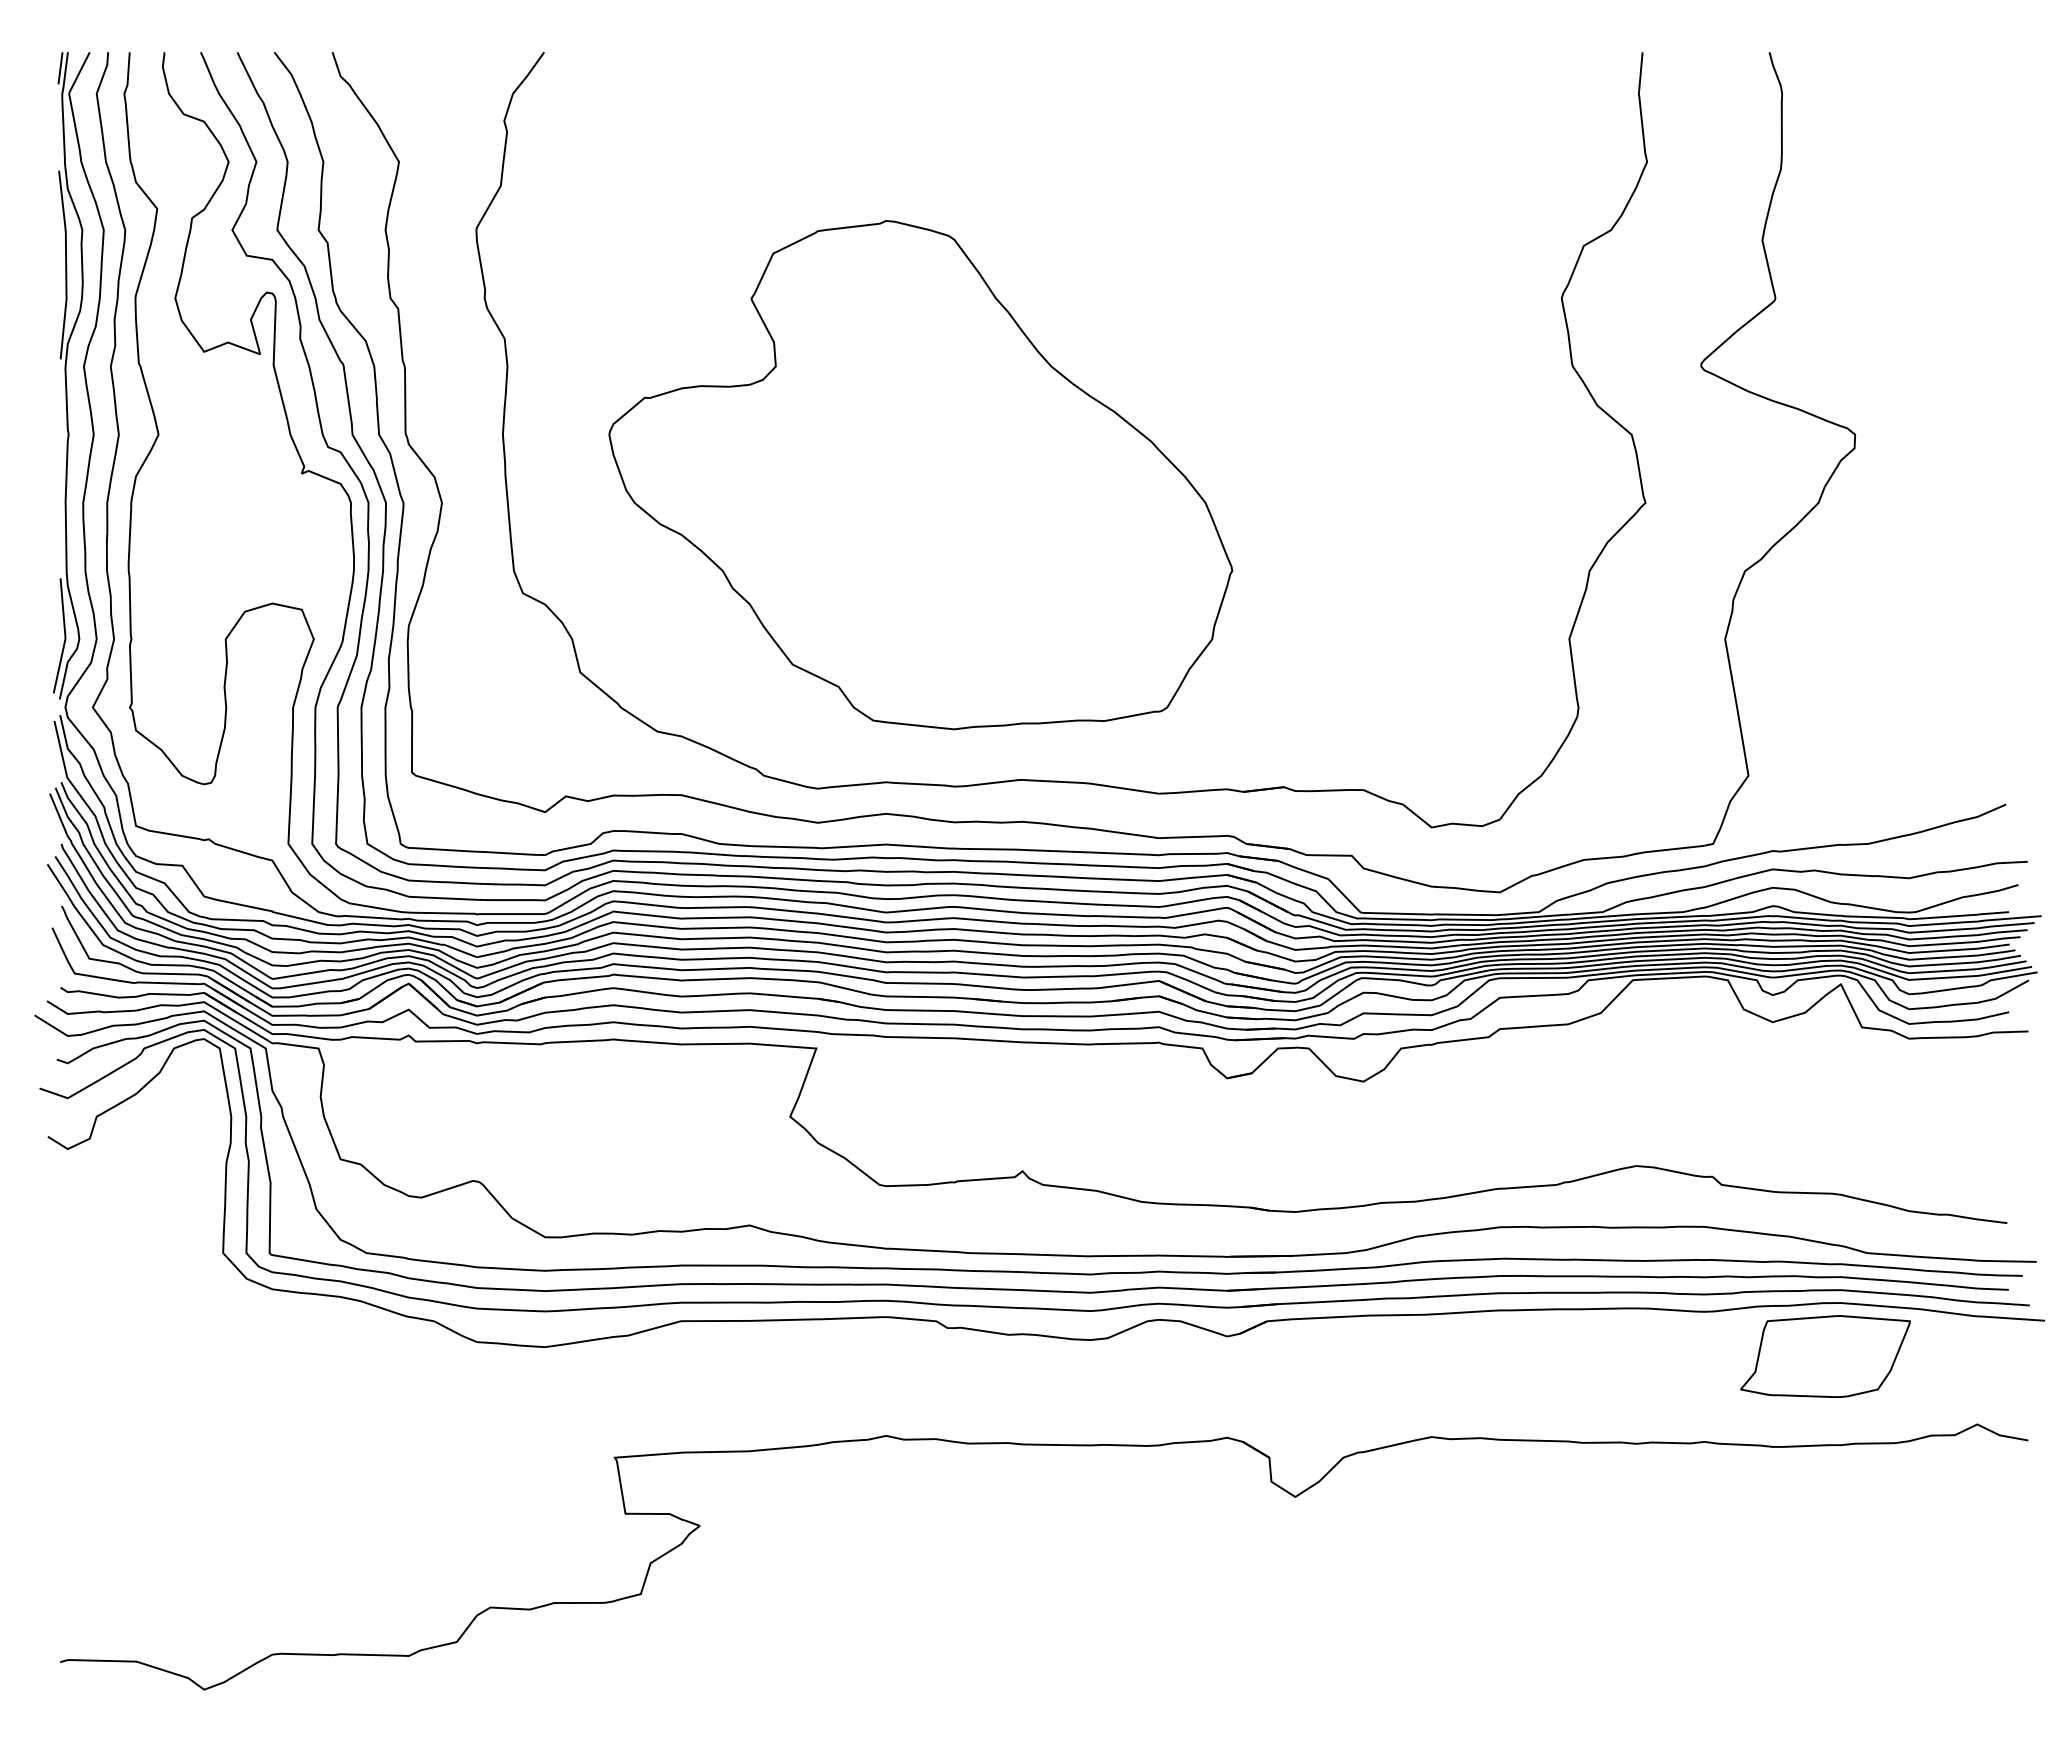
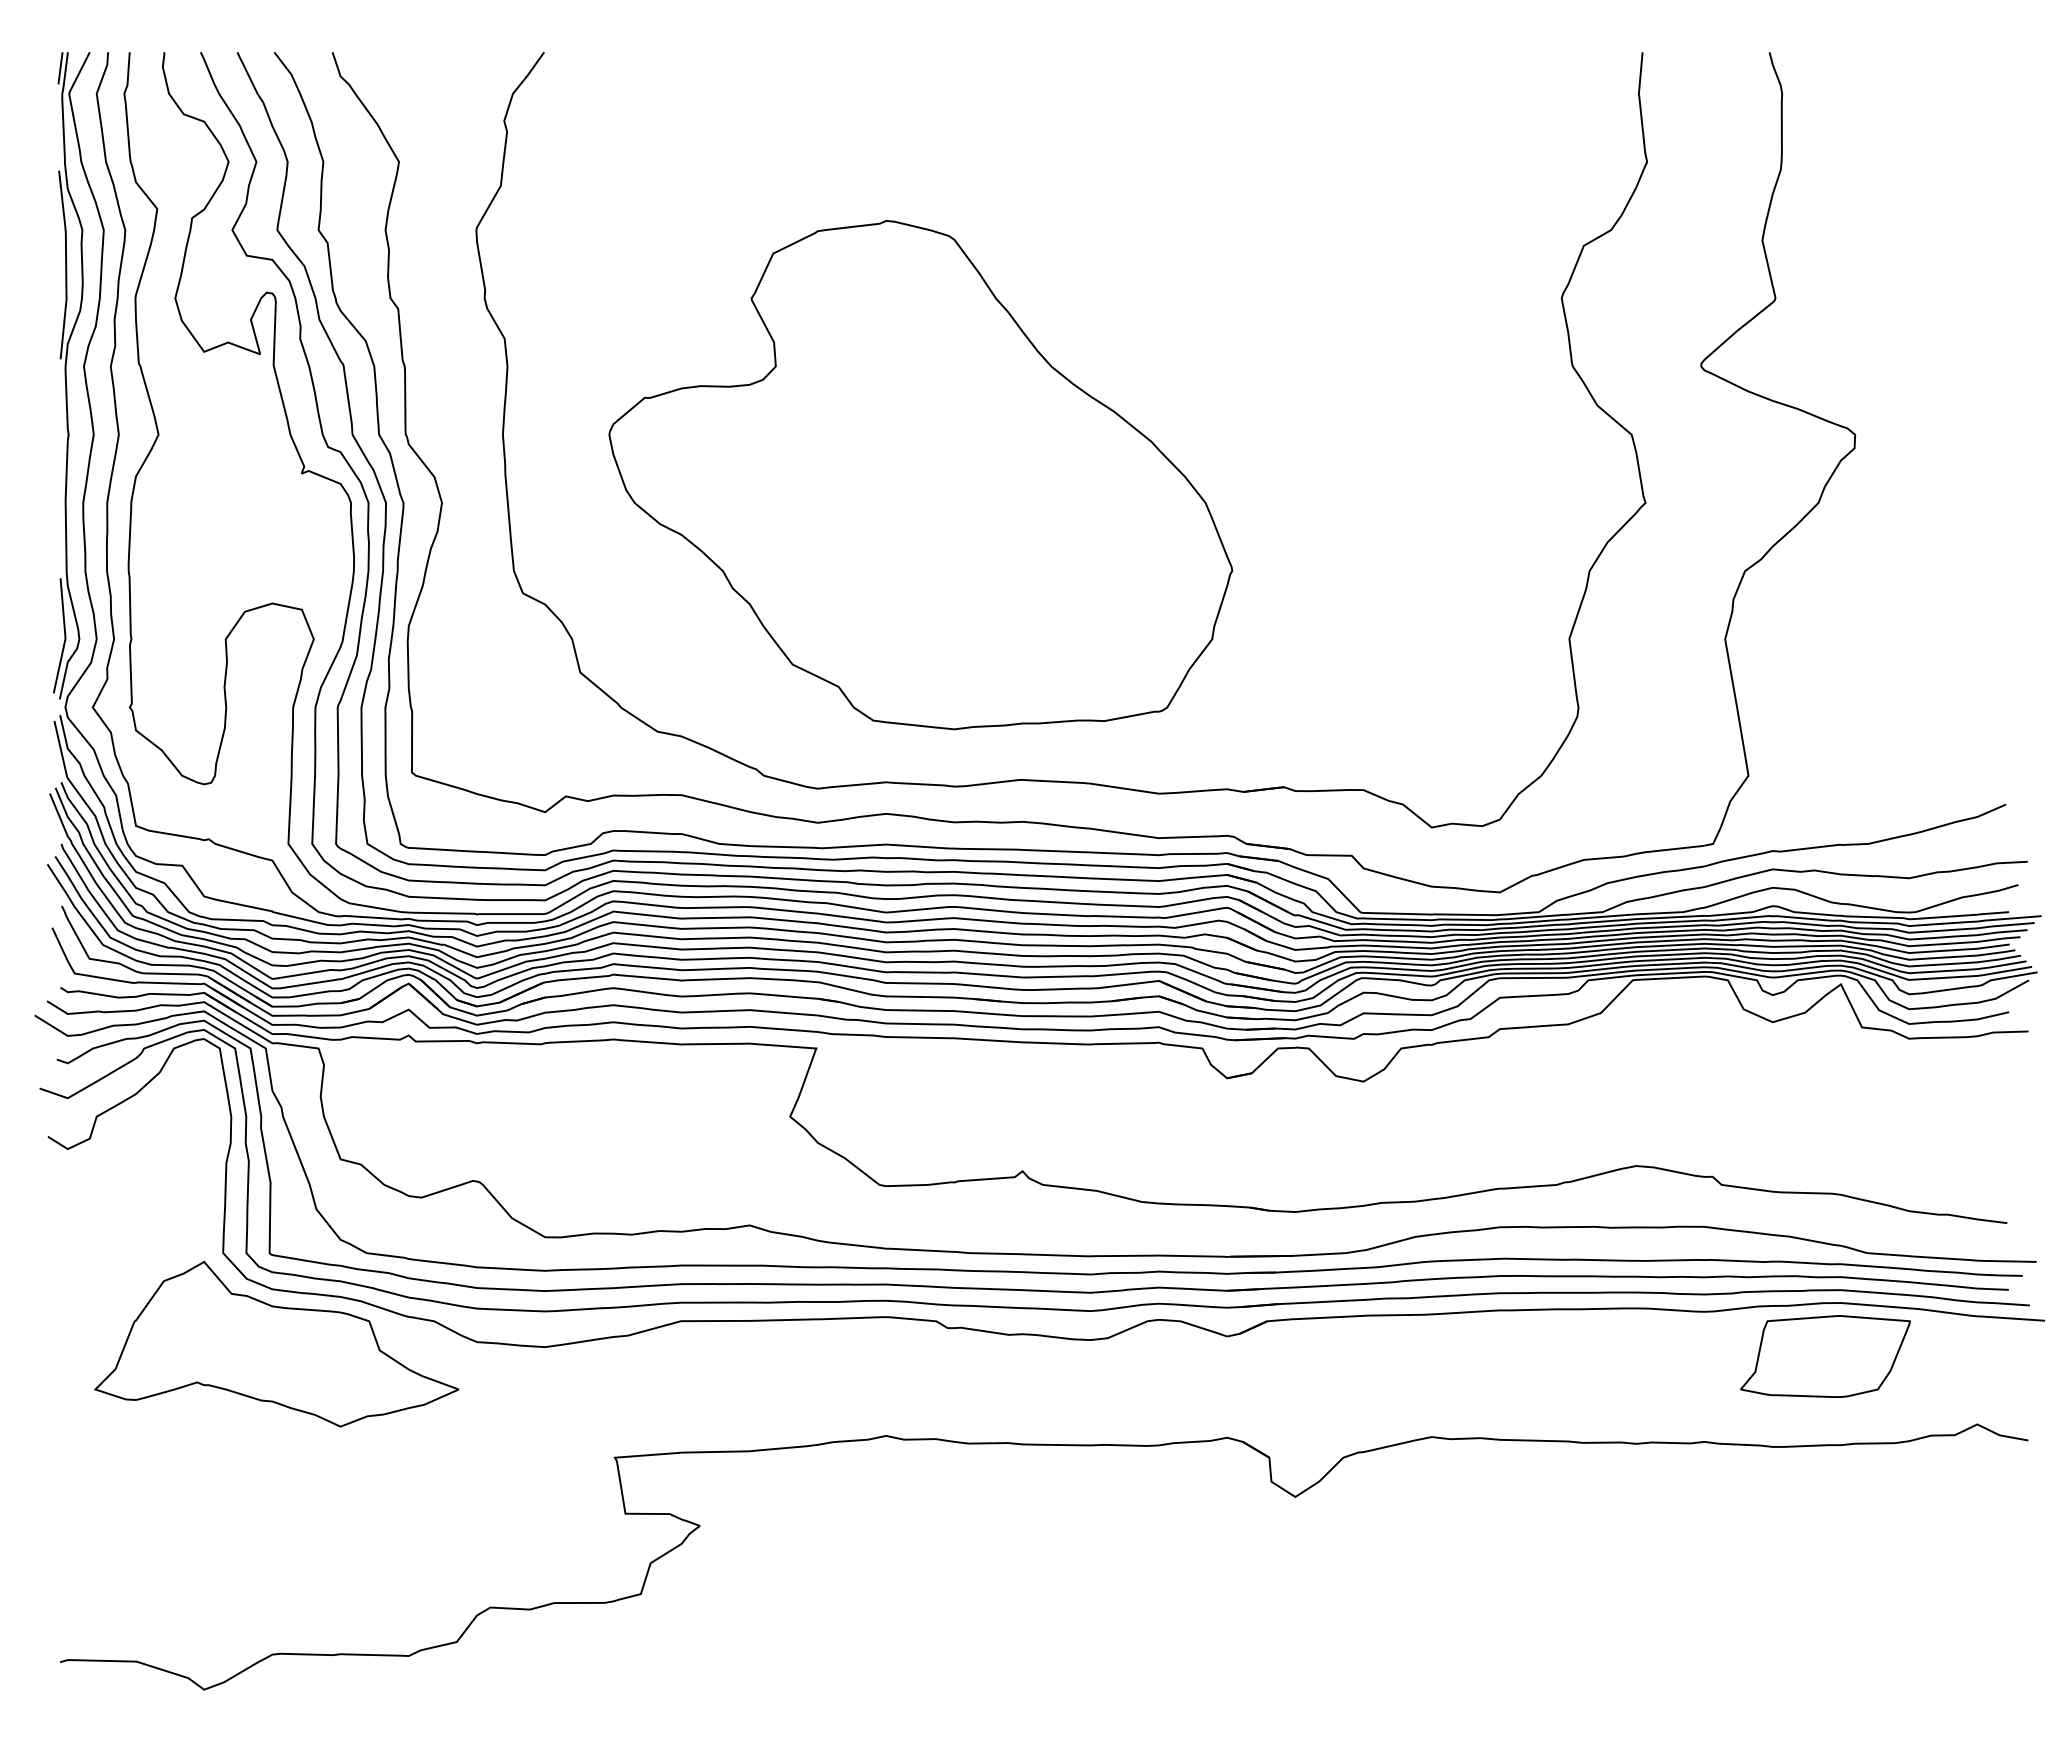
part: none -> present (276, 1343)
